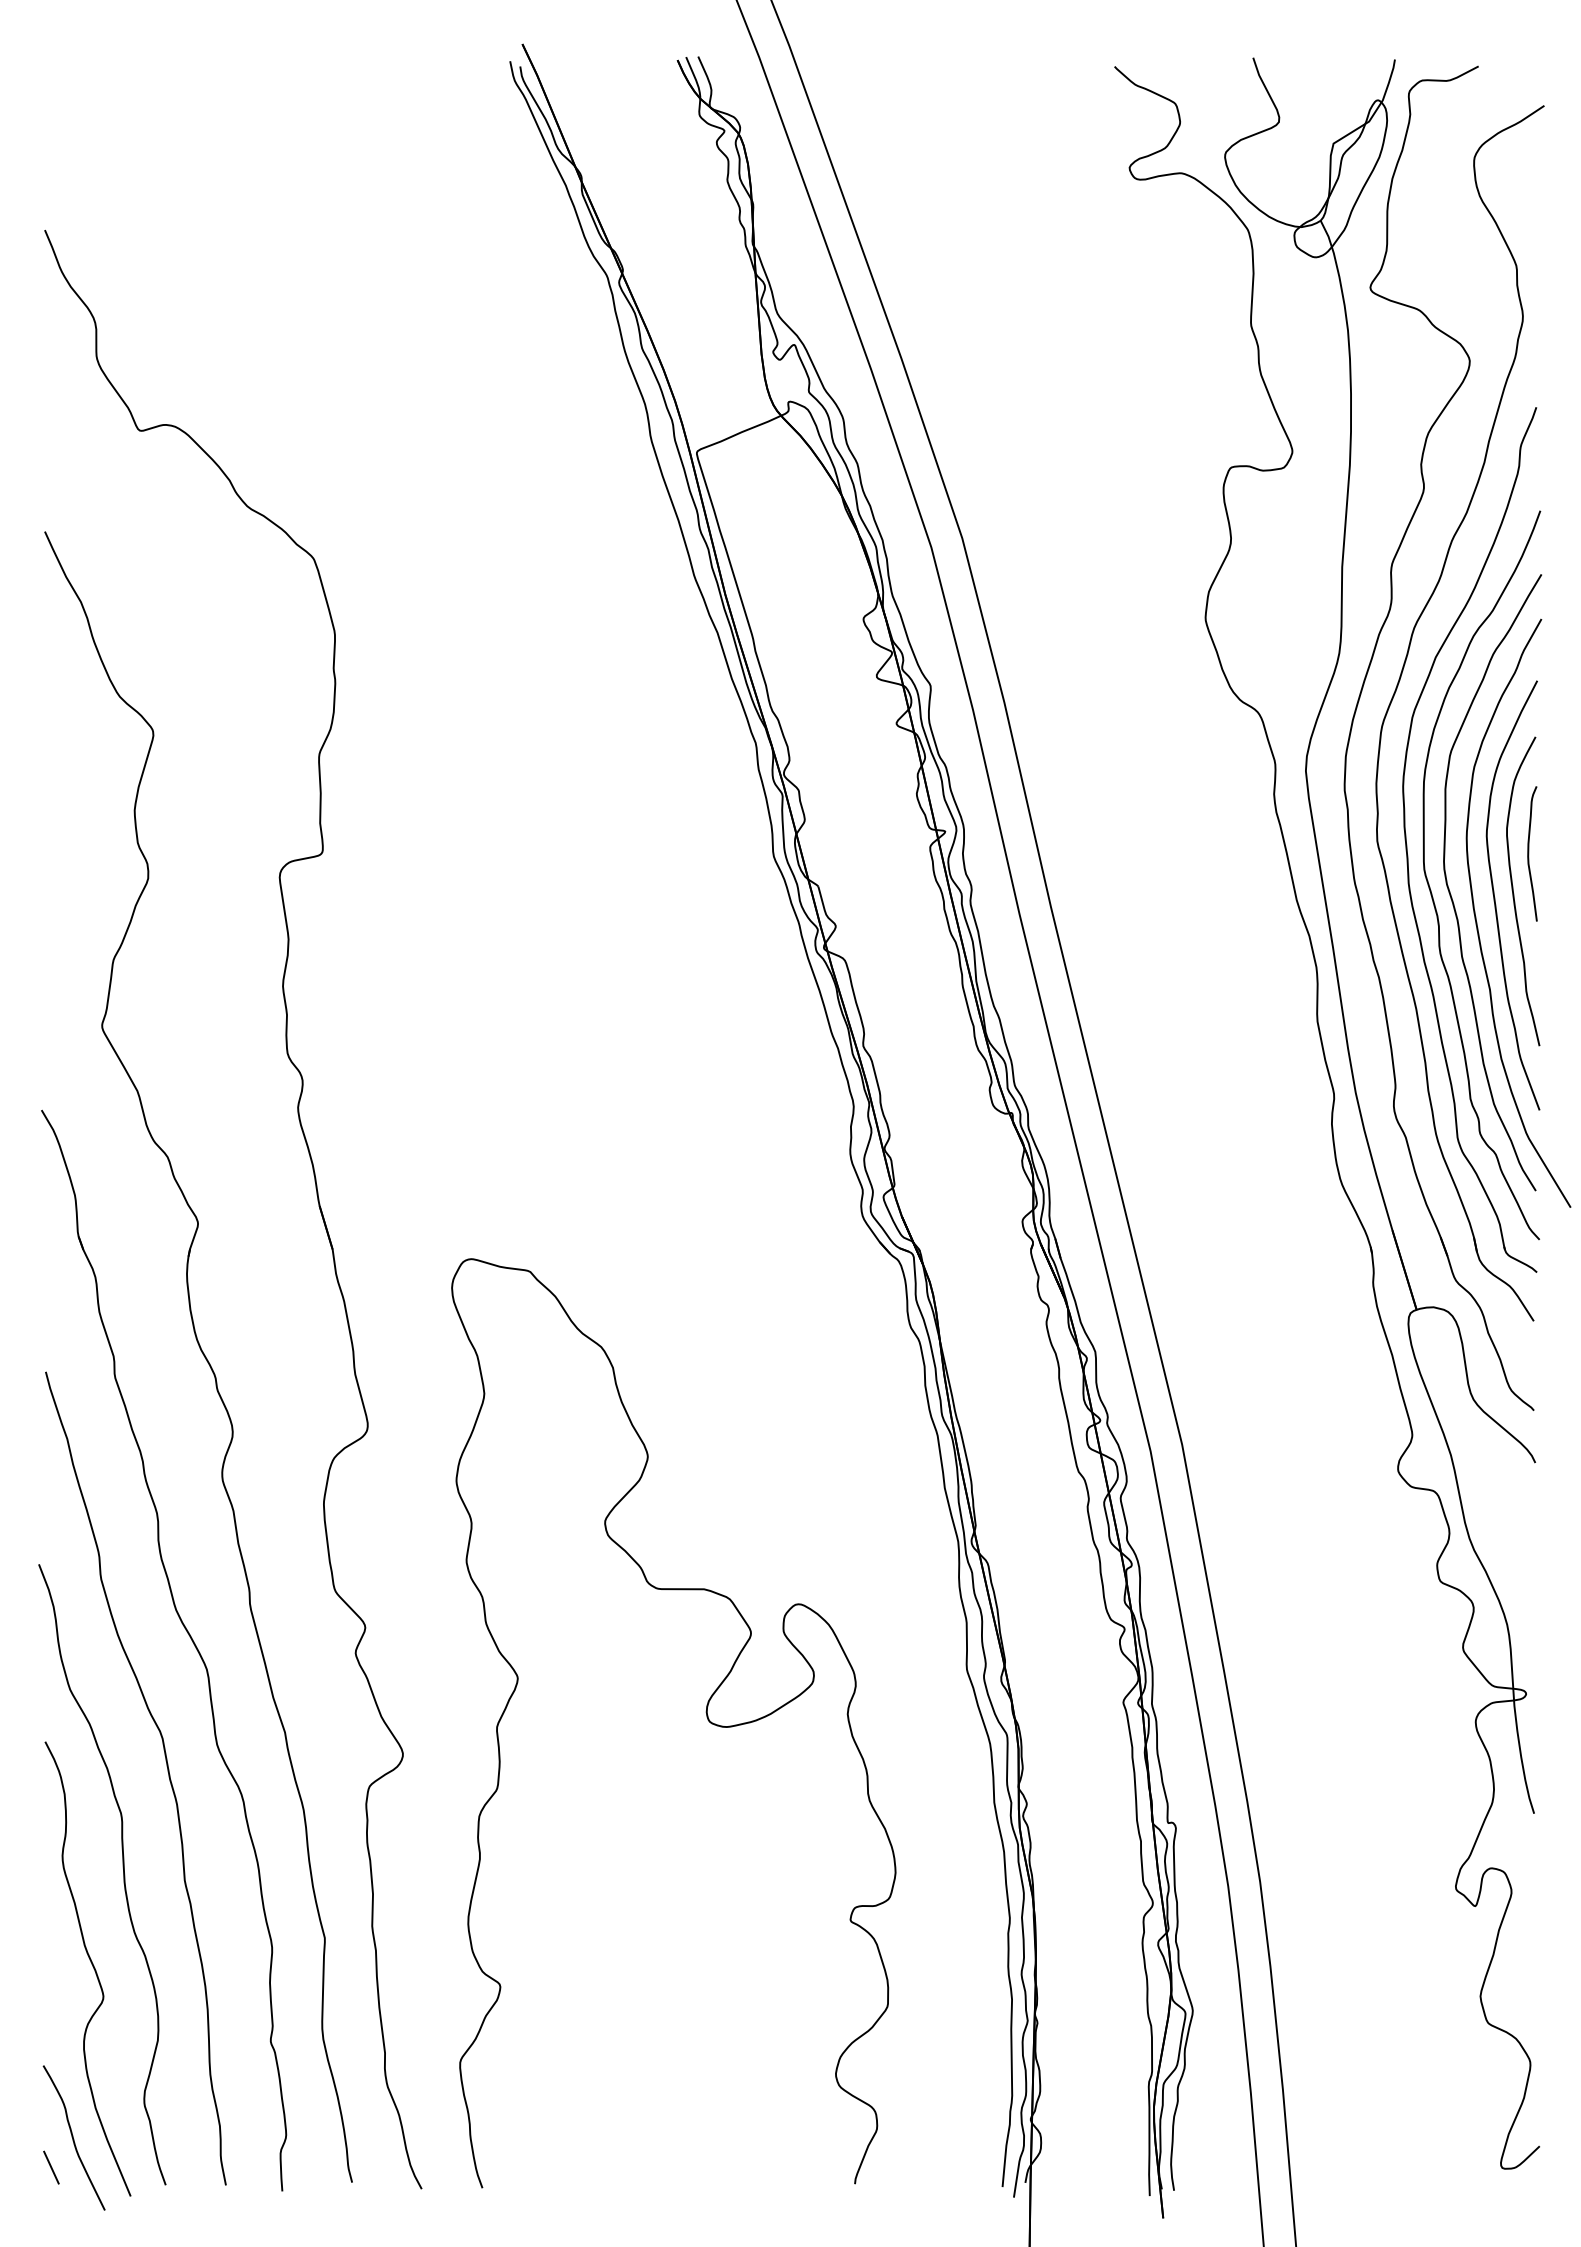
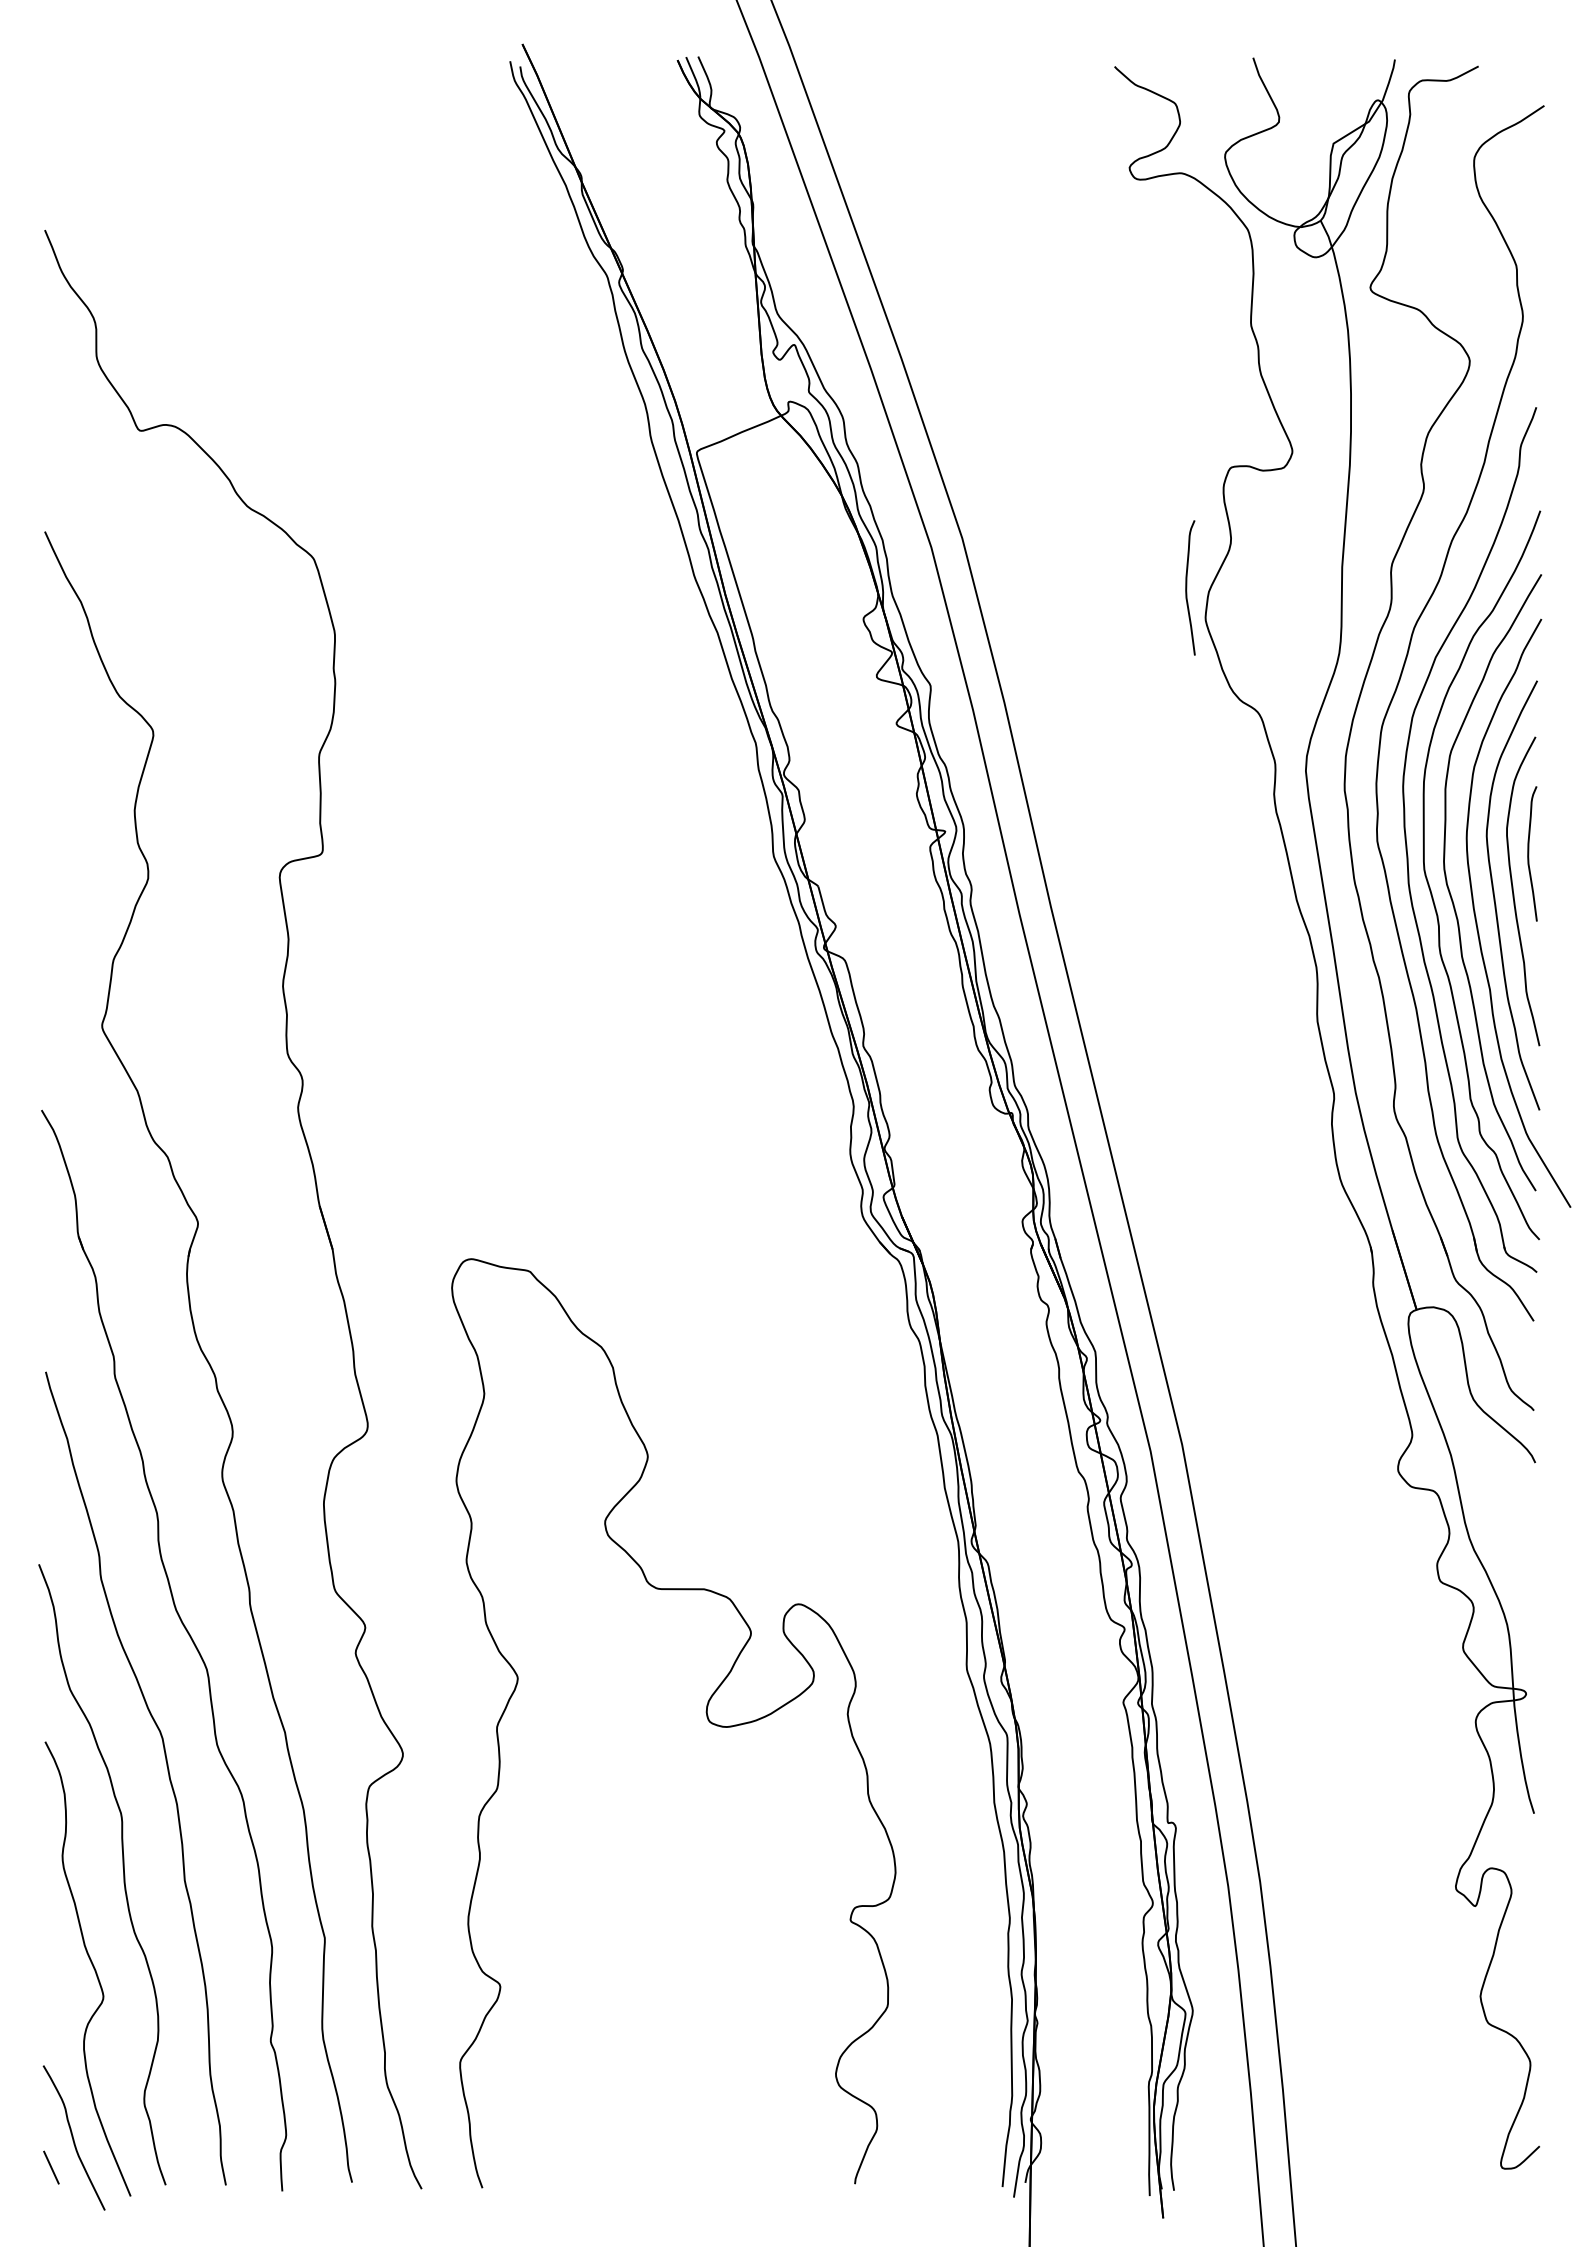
curve: none -> present (1187, 587)
